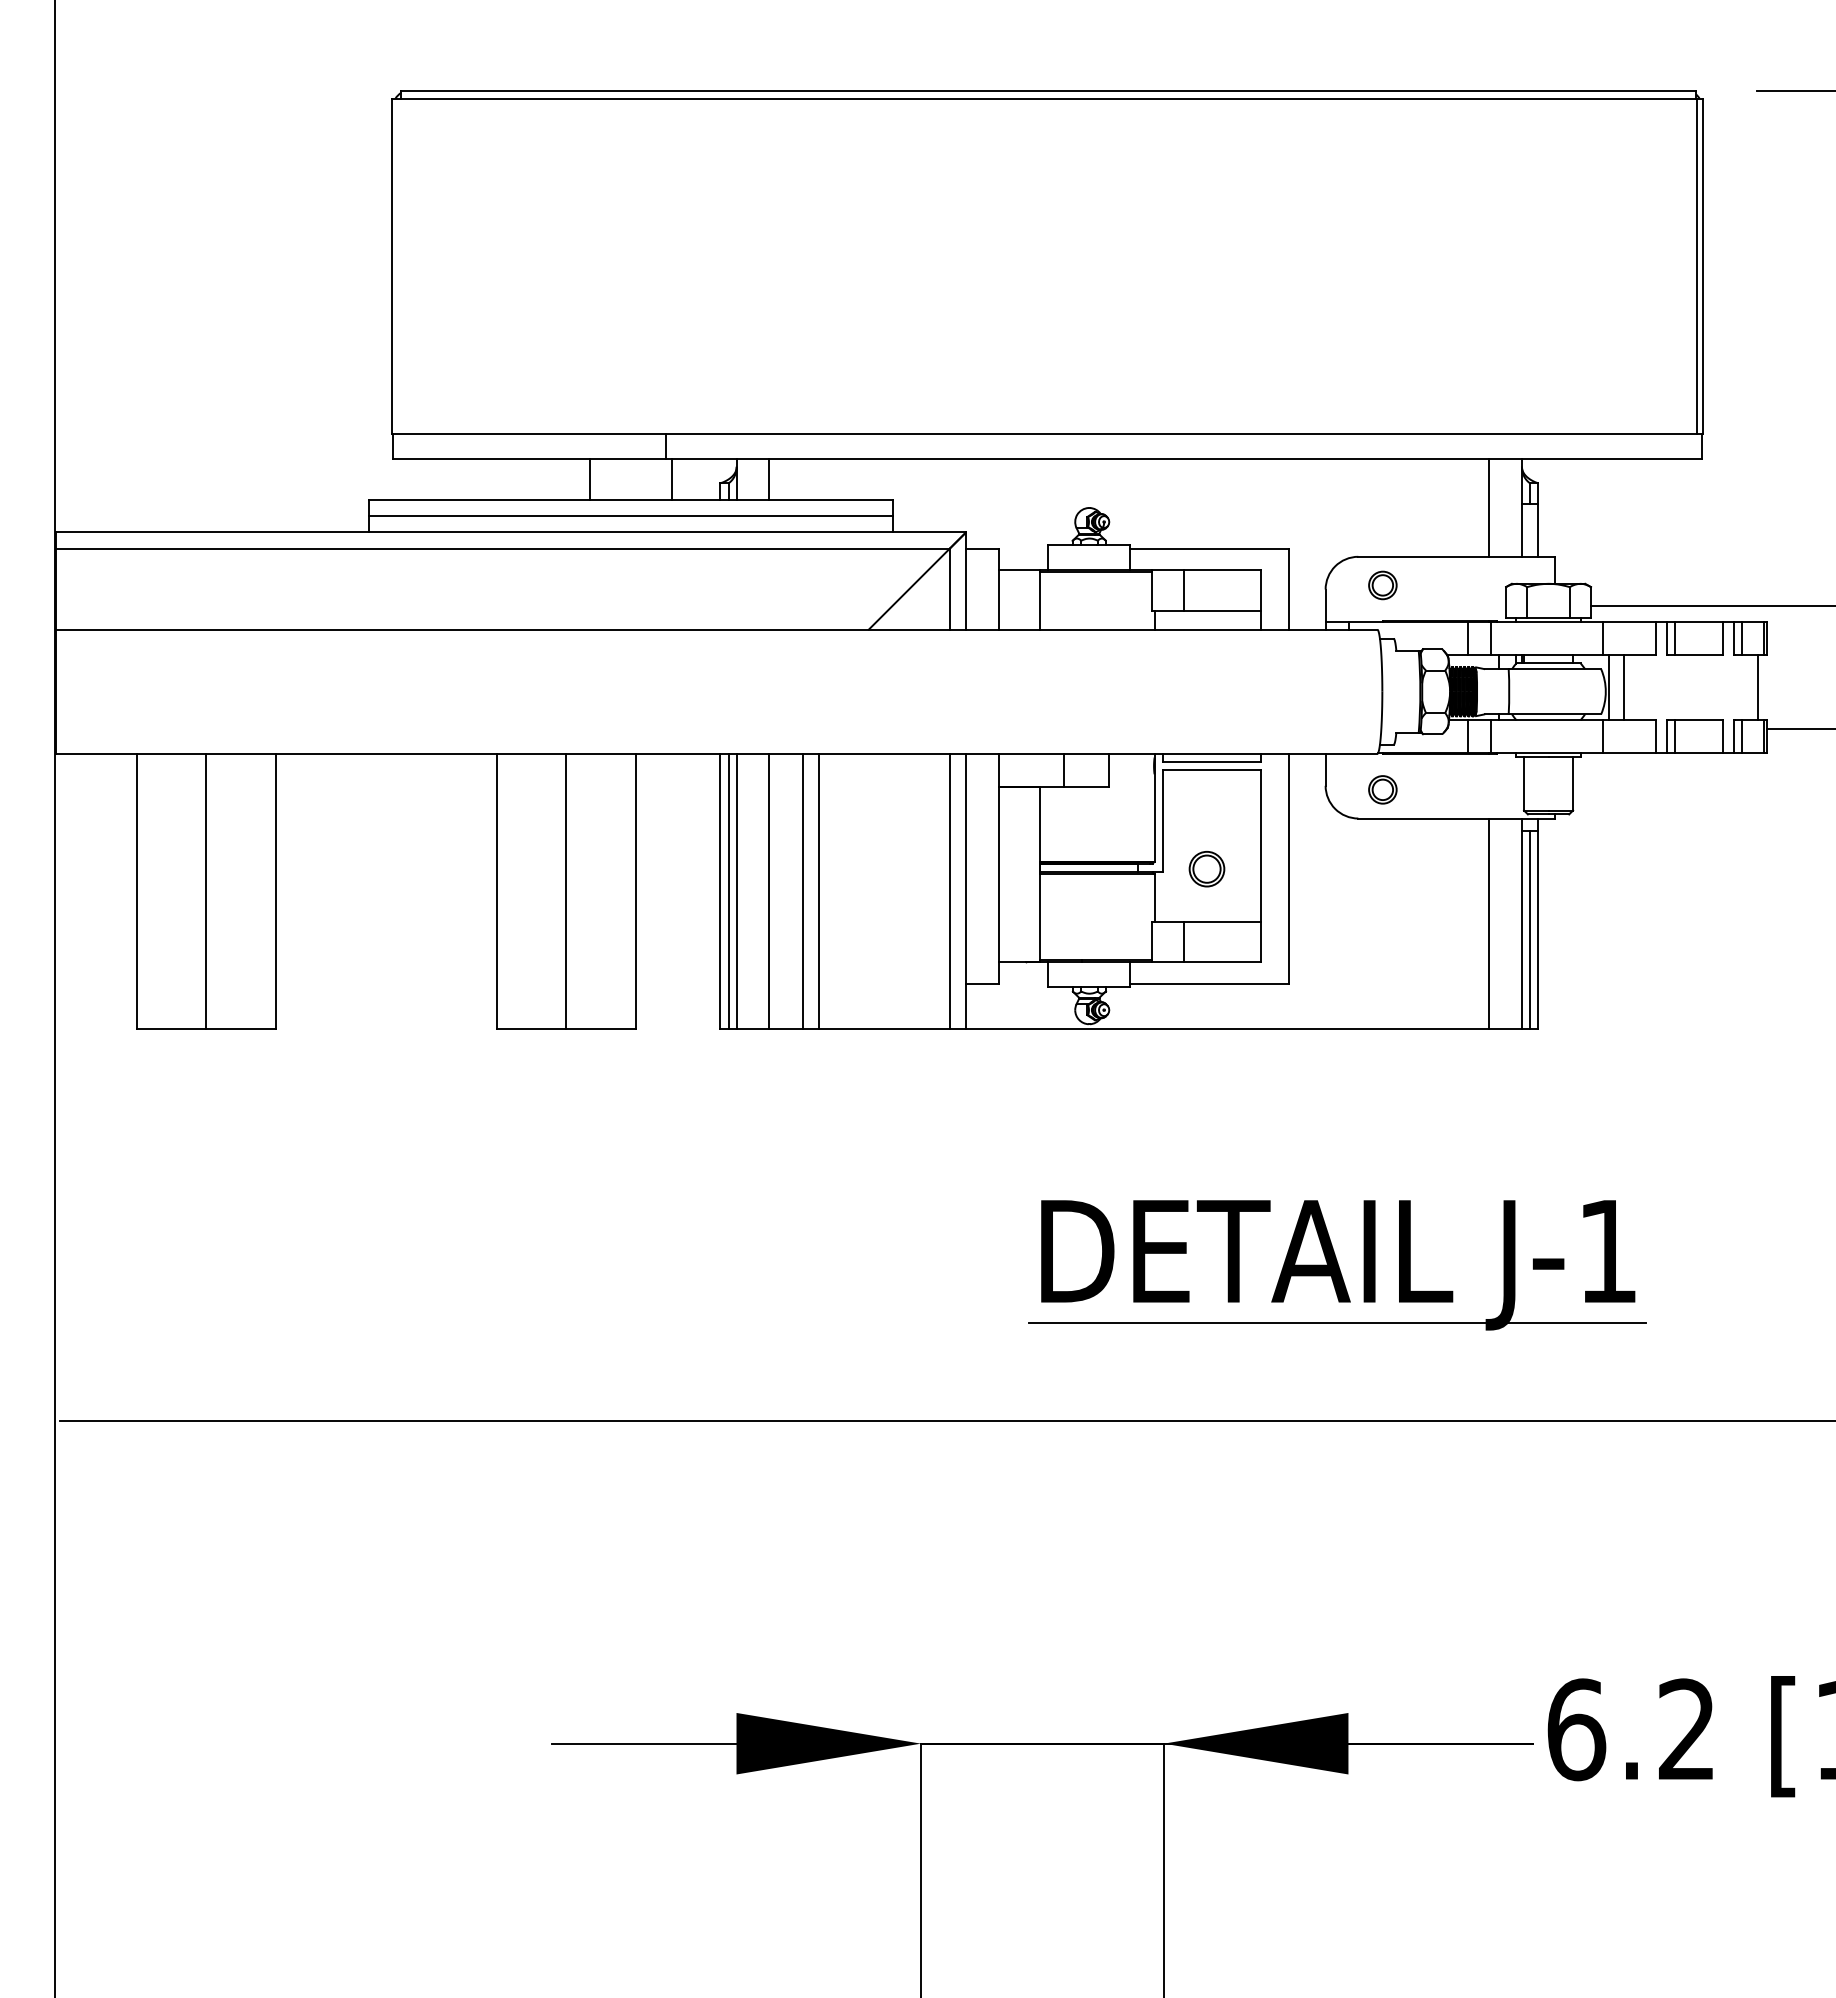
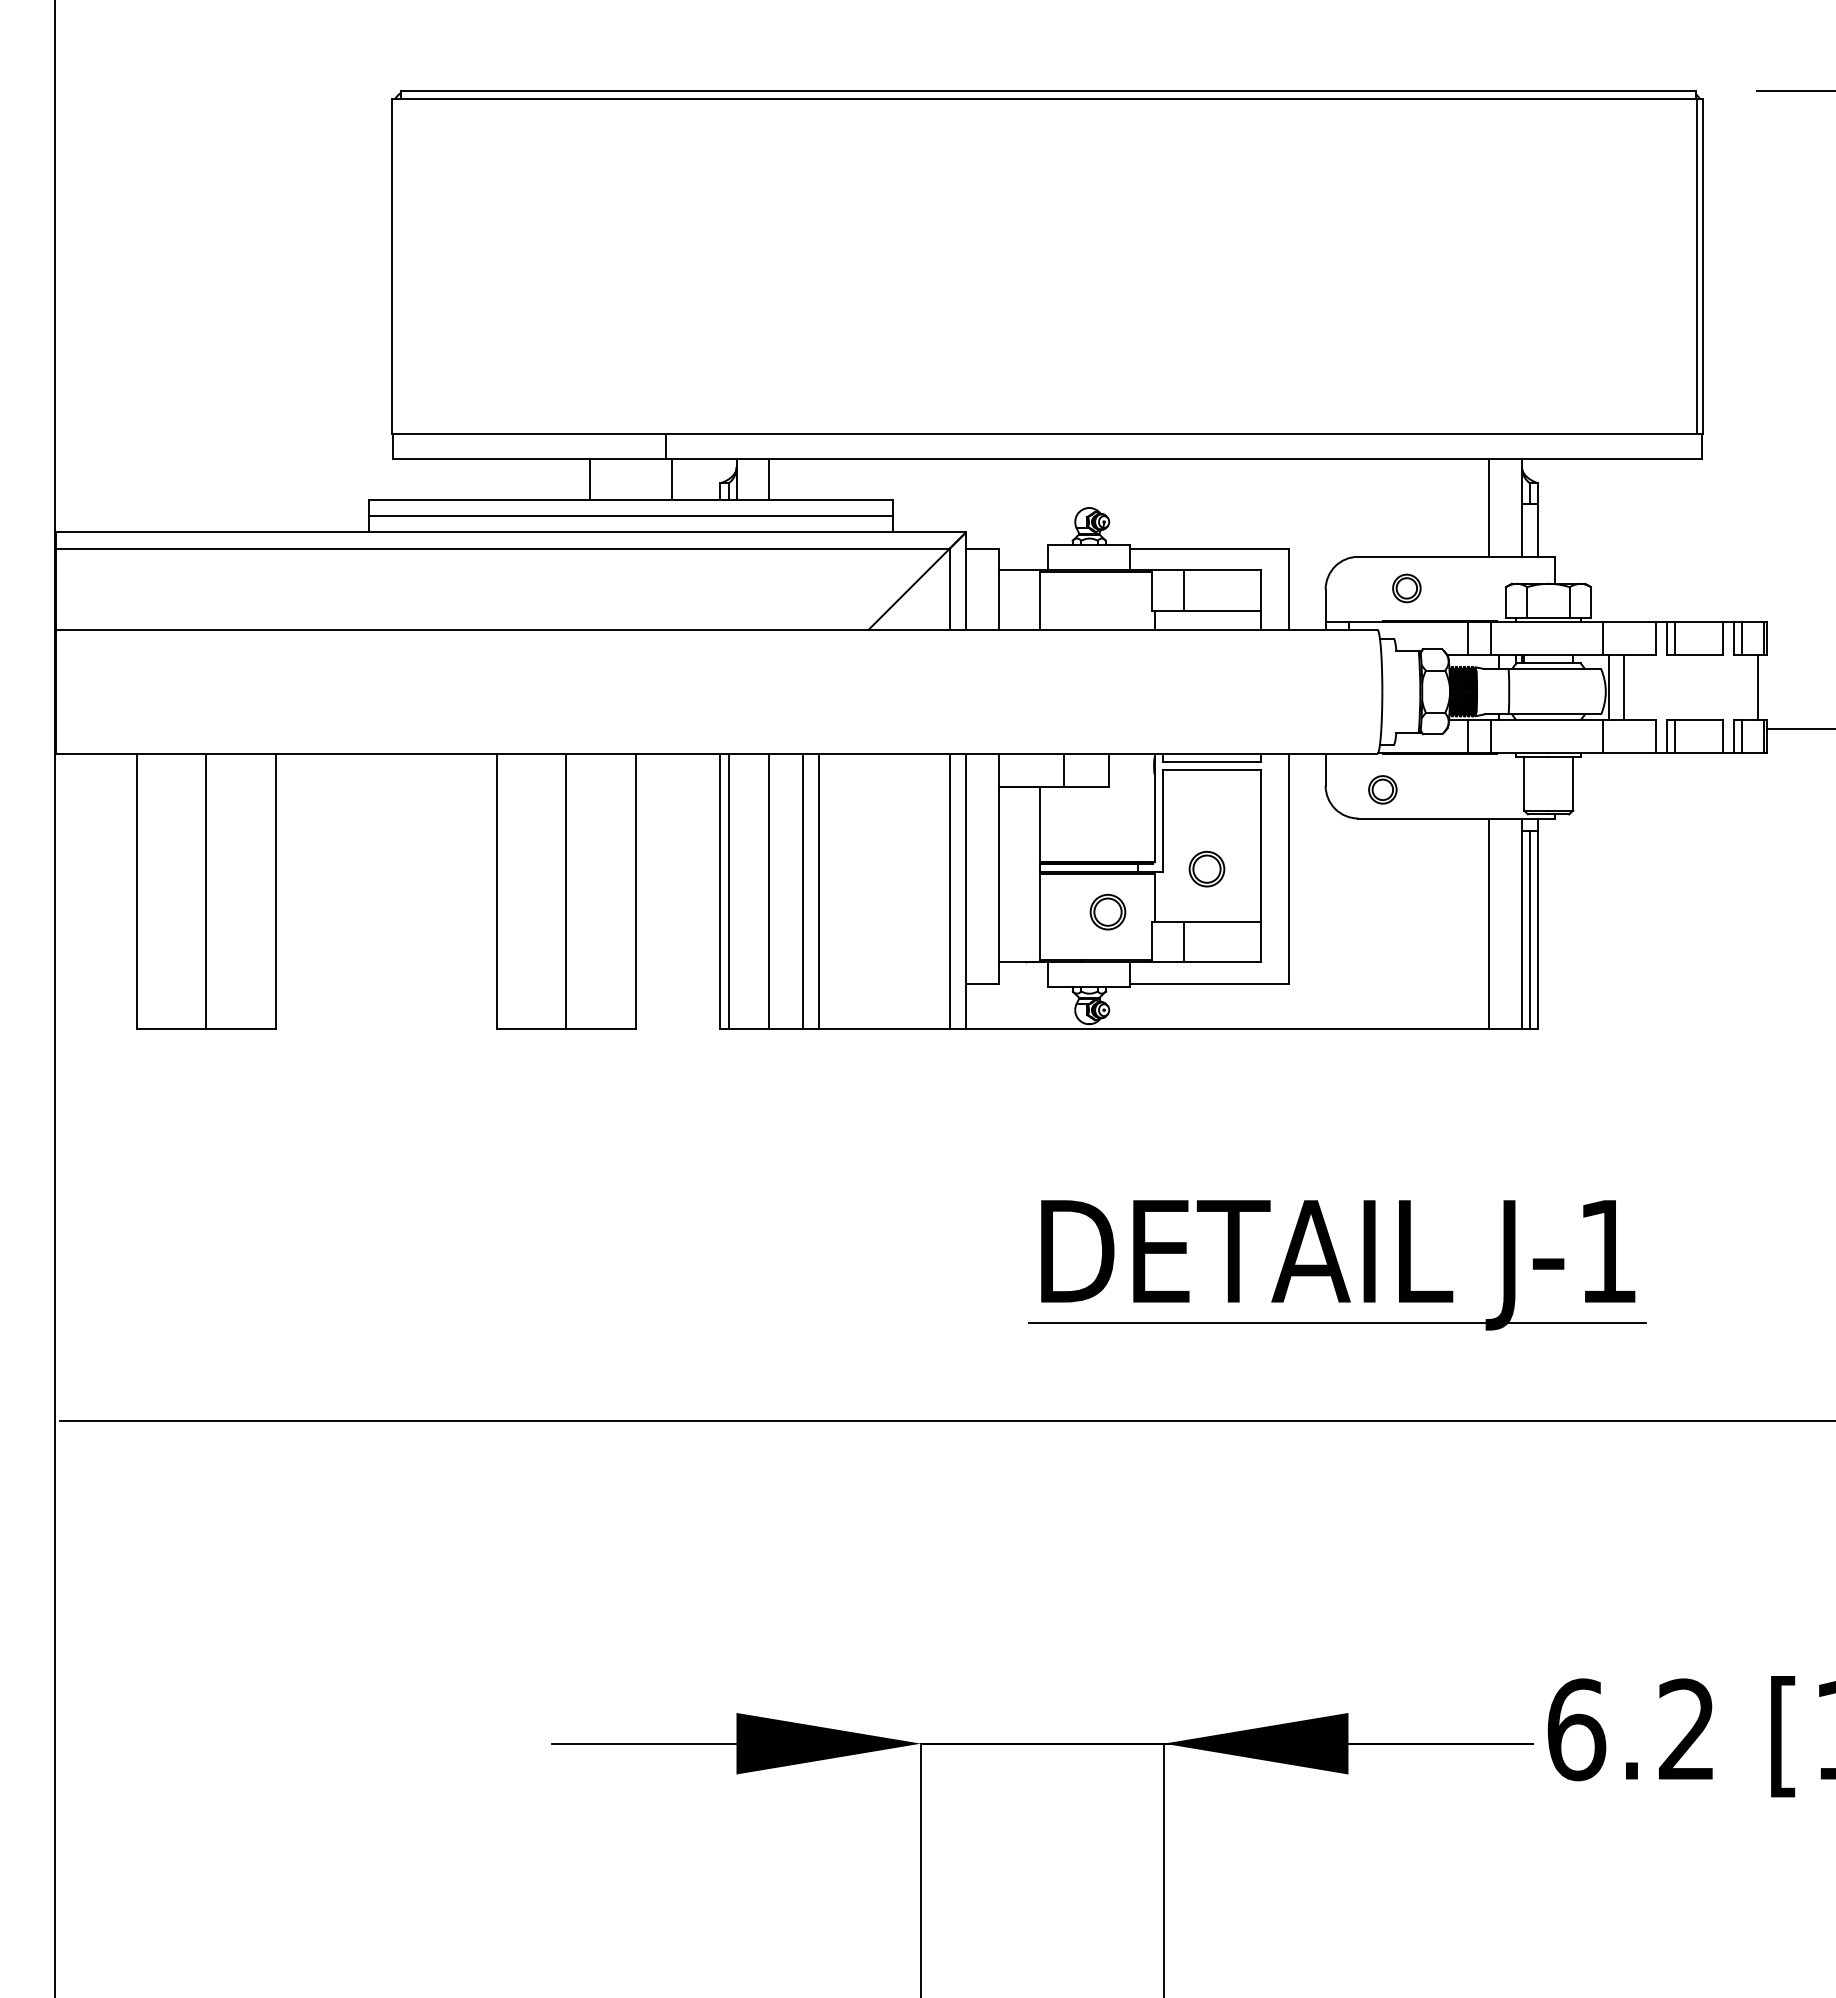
part position: (1382, 585) -> (1406, 588) (1406, 588)
line: present -> none (1711, 605)
line: present -> none (736, 891)
part: none -> present (1107, 912)
